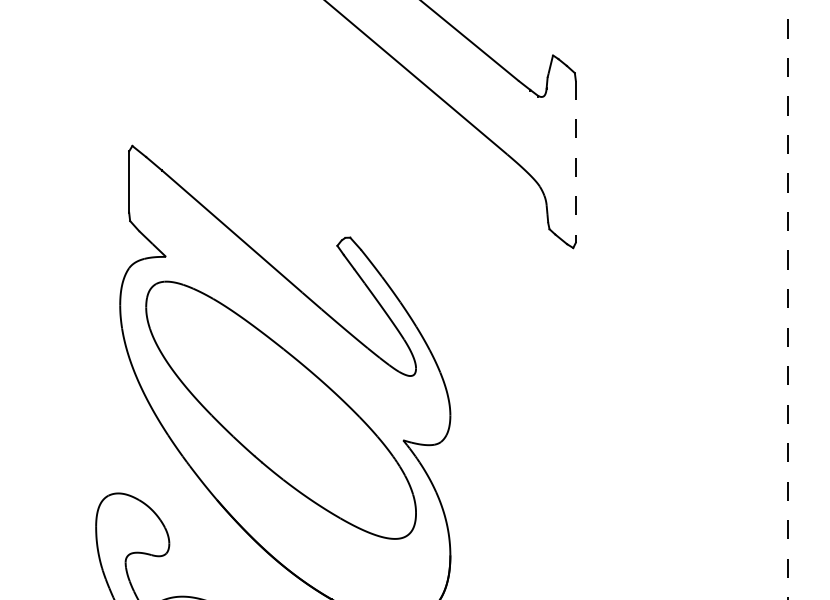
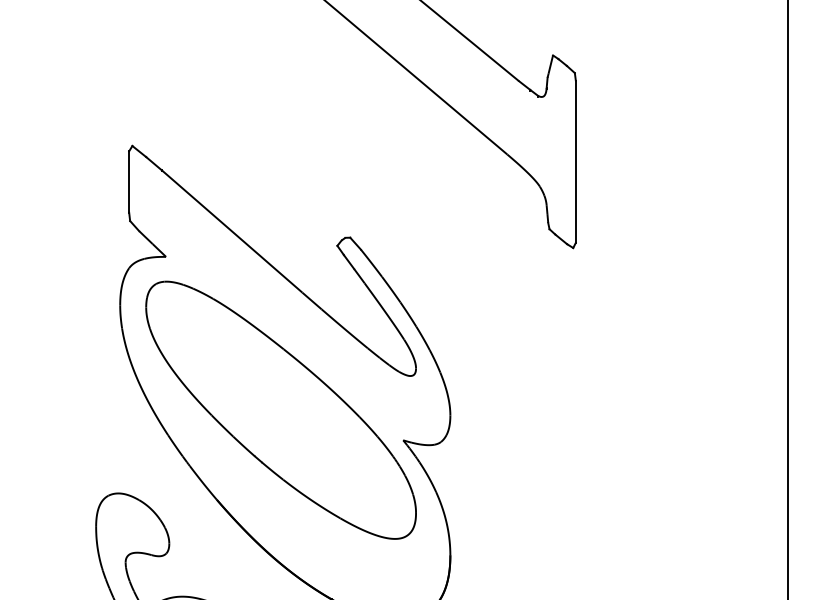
line: dashed -> solid (575, 162)
line: dashed -> solid (787, 300)
